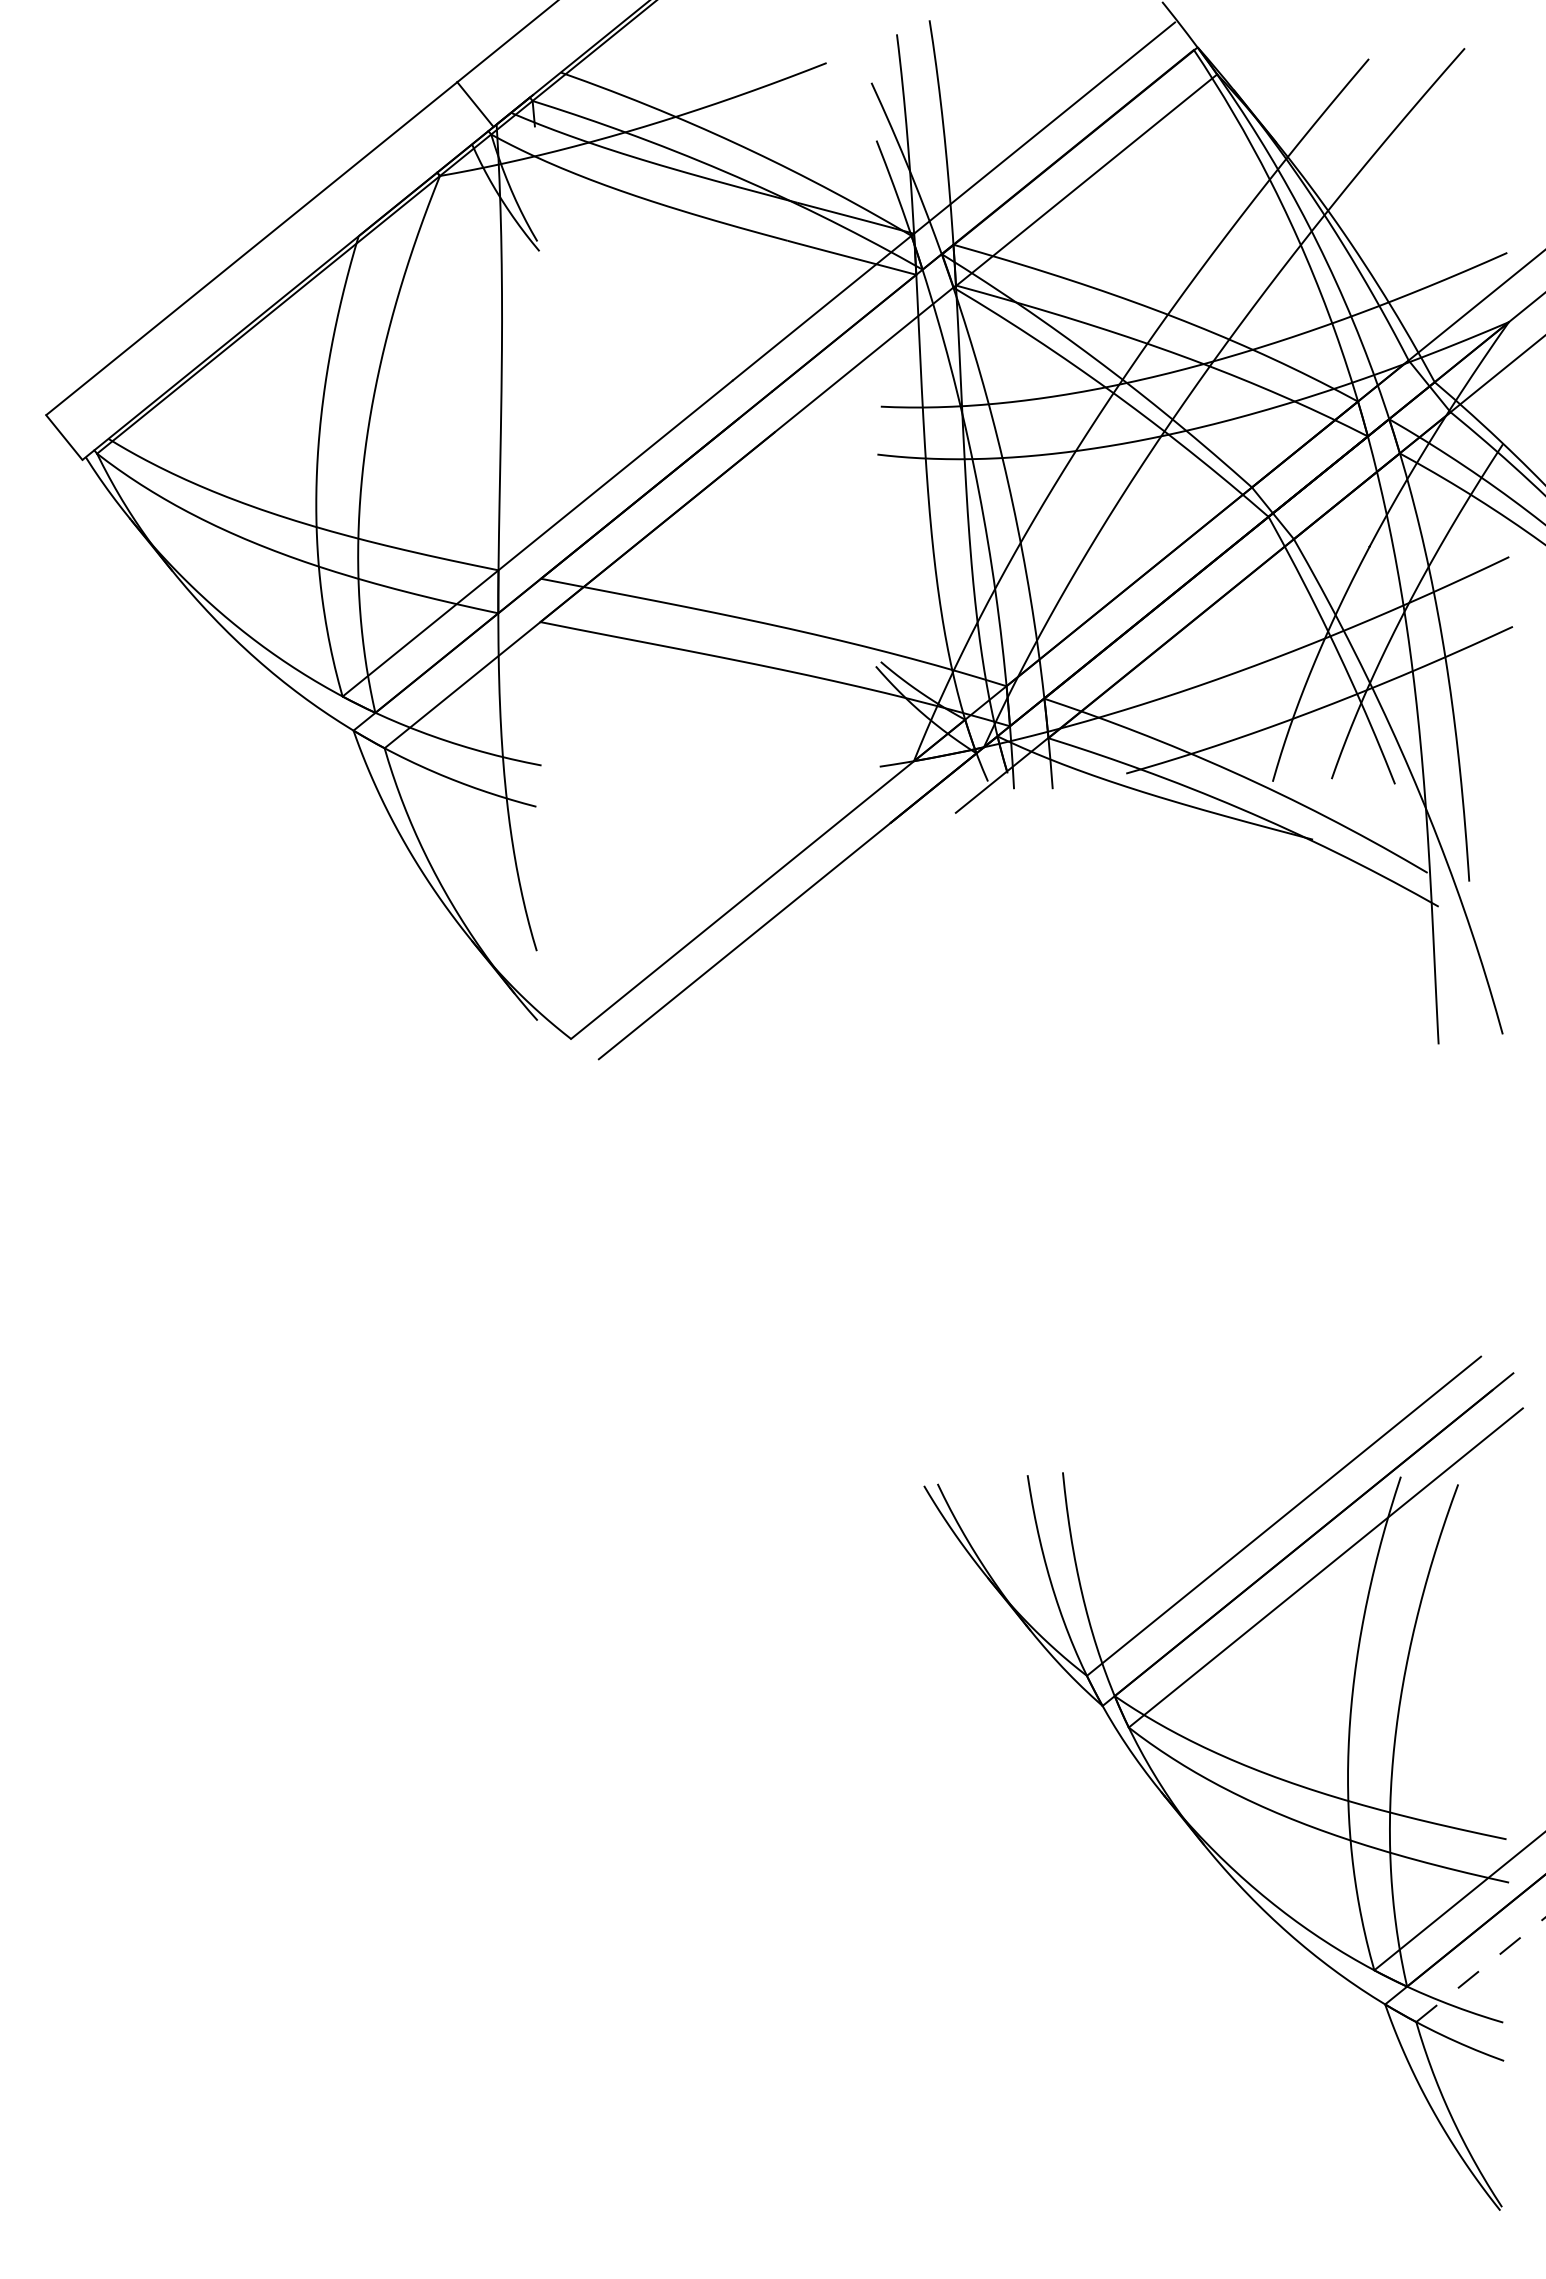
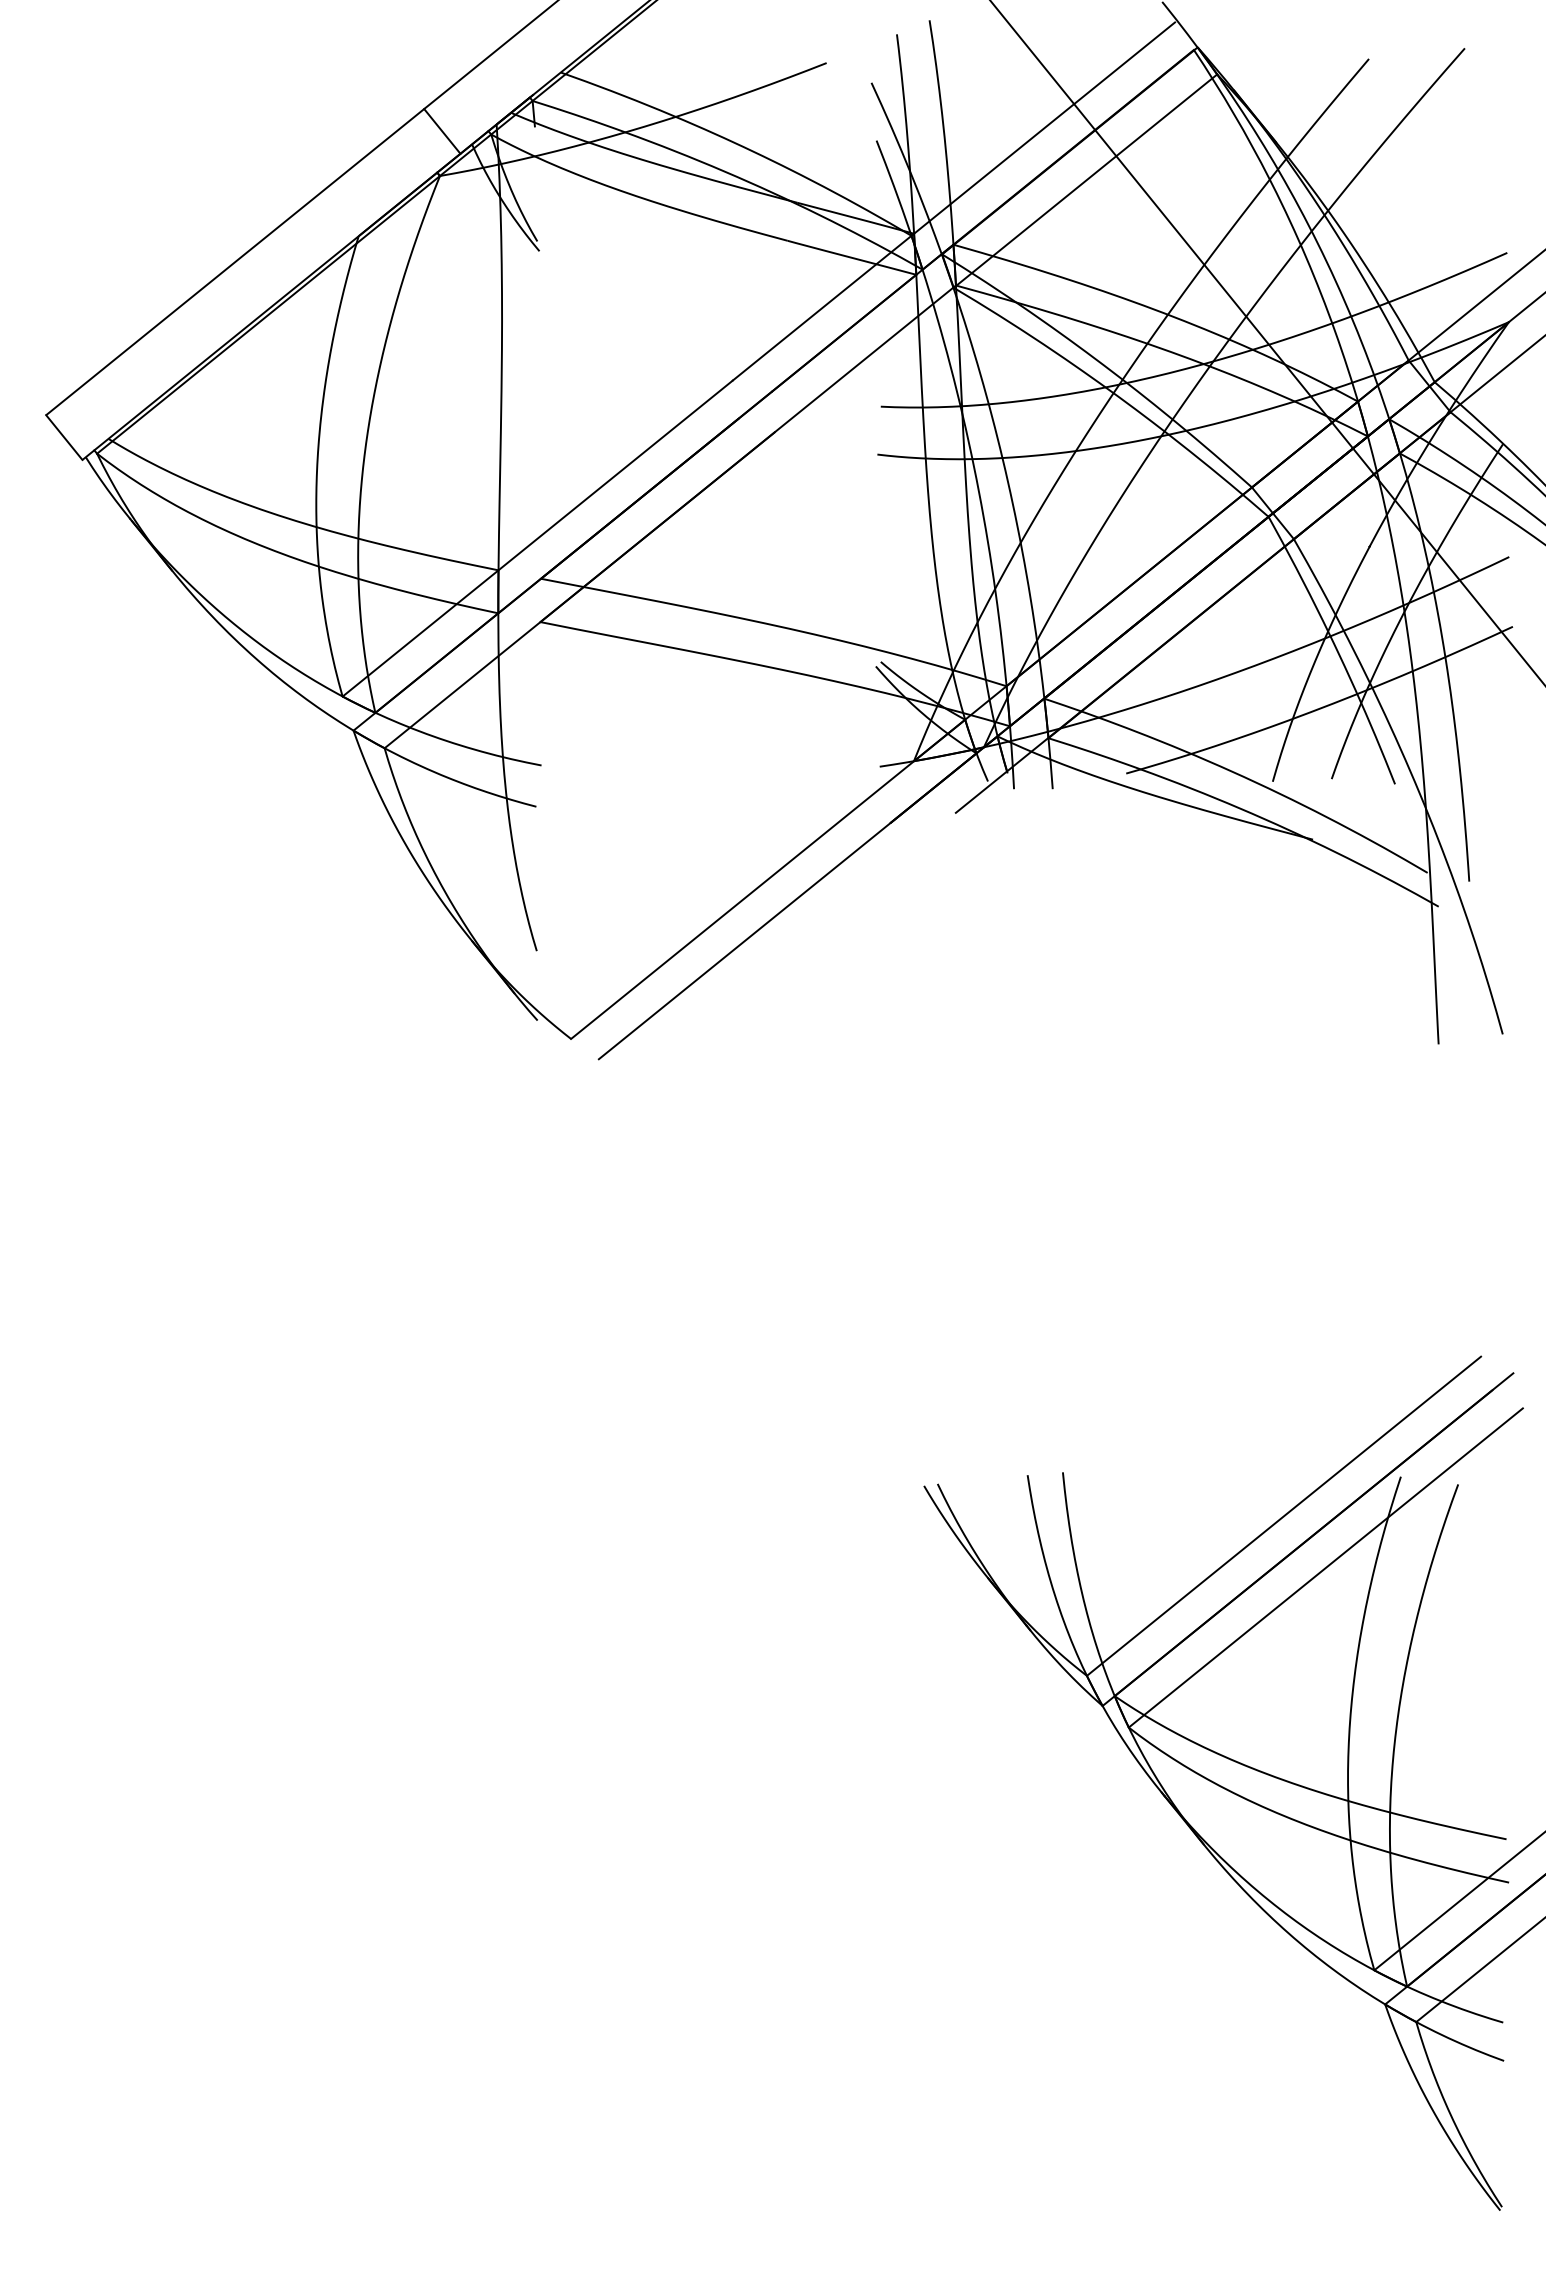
line position: (475, 104) -> (442, 131) (442, 131)
line: none -> present (1266, 342)
line: dashed -> solid (1481, 1969)
